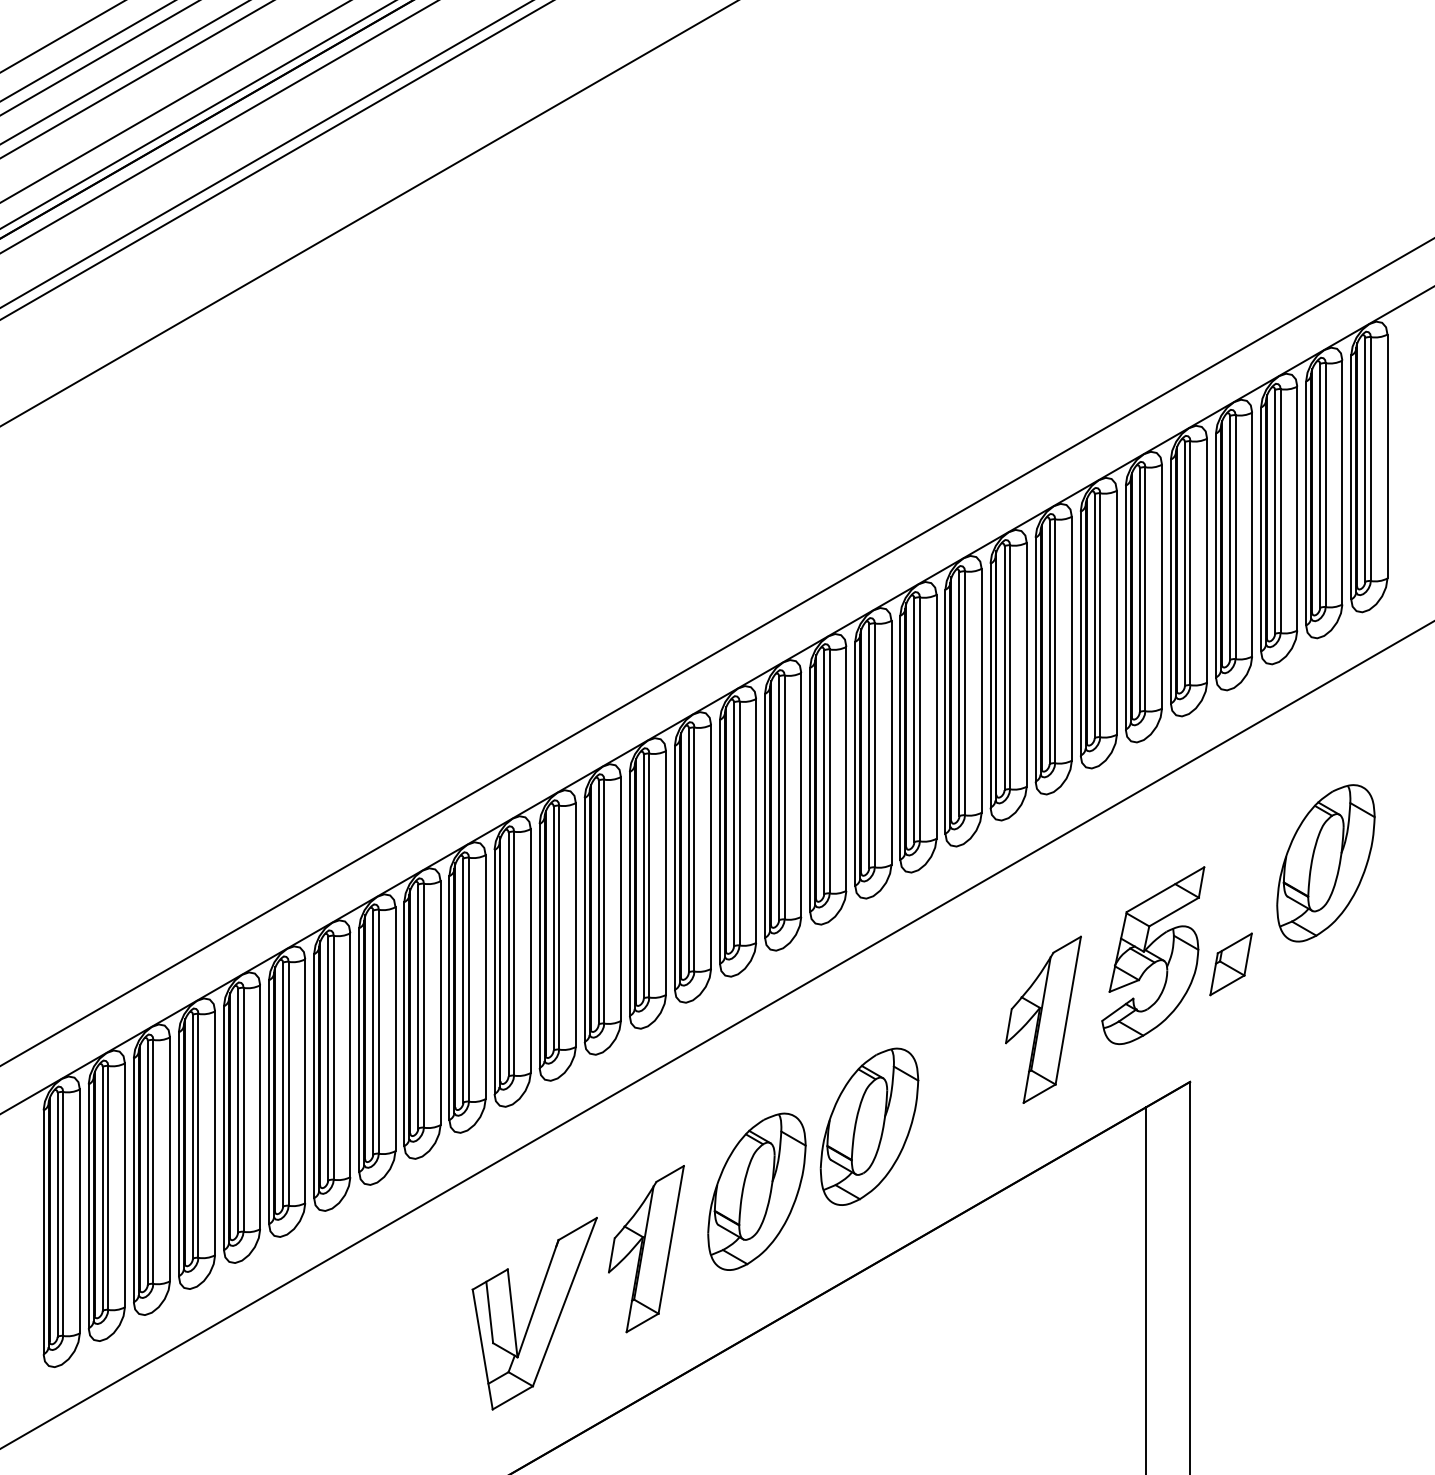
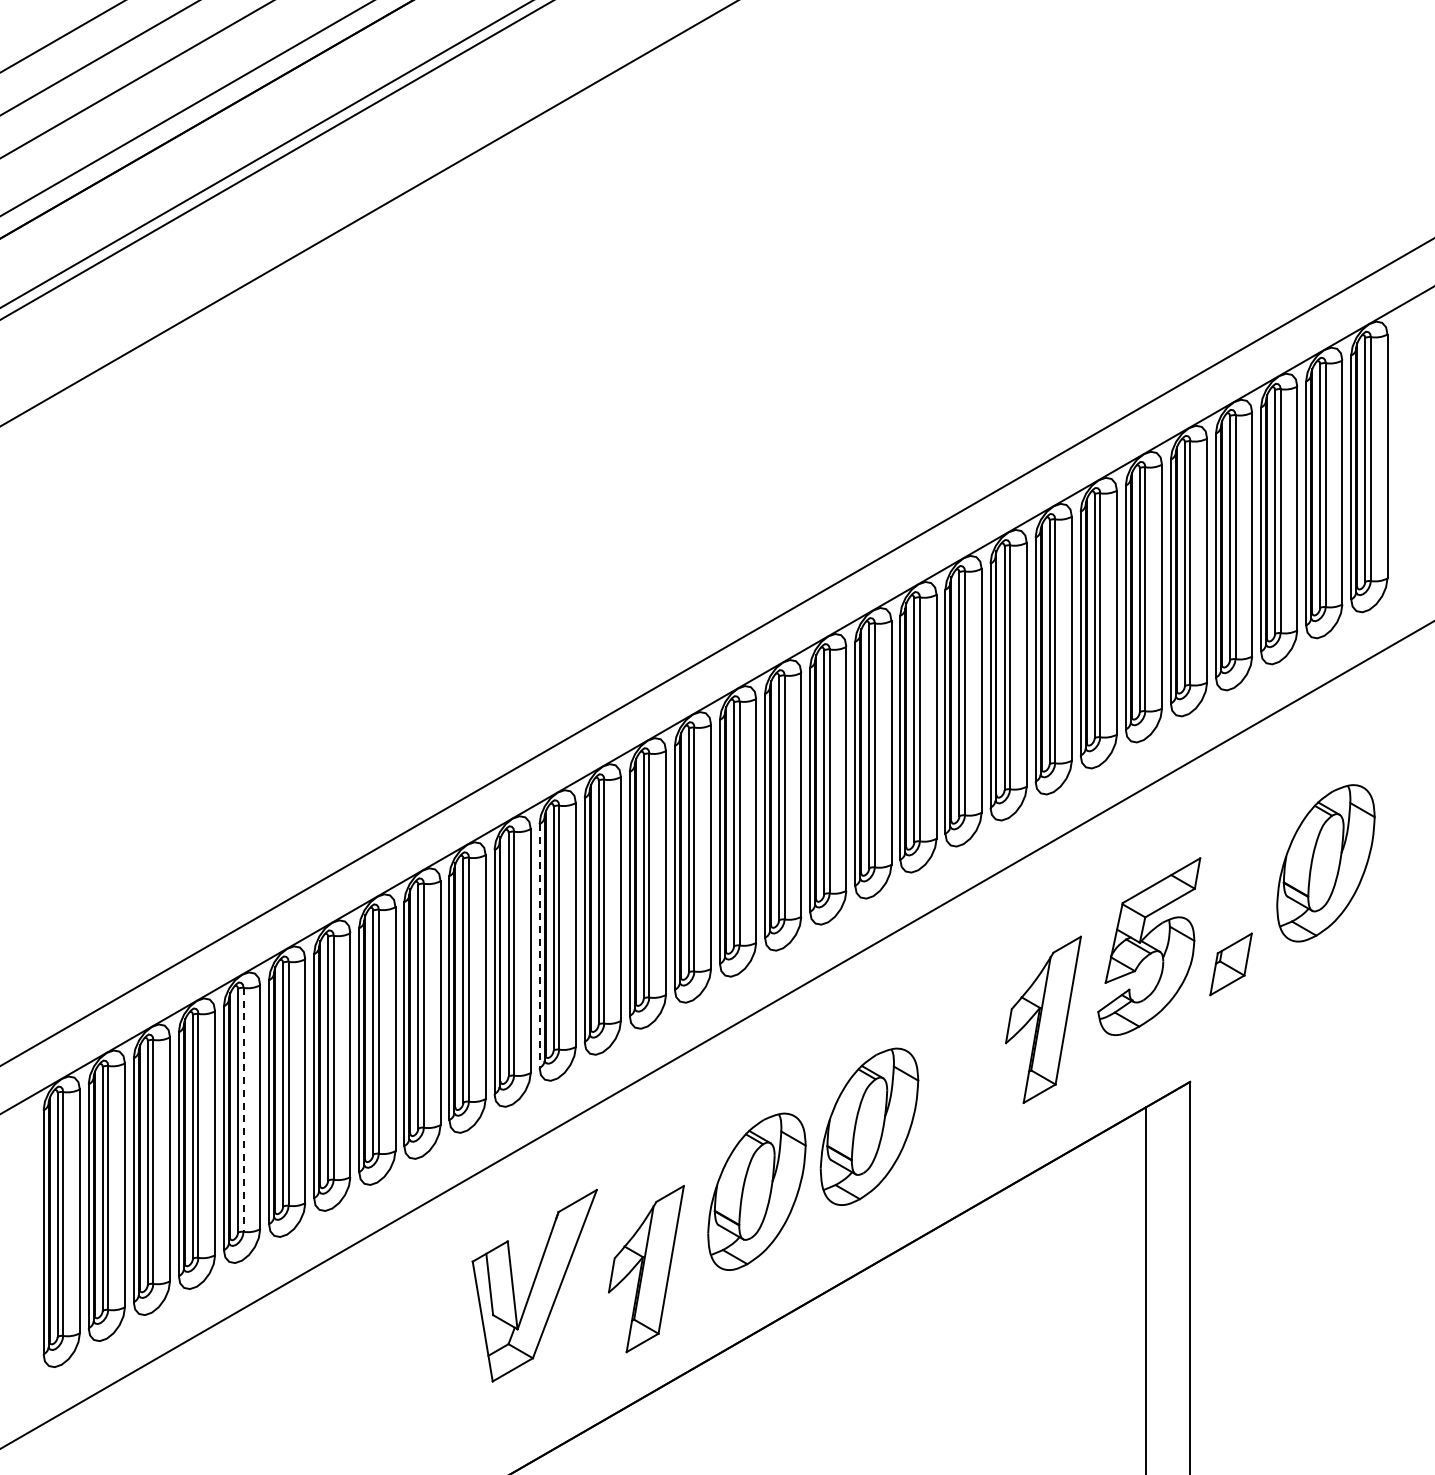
line: present -> none (87, 51)
line: present -> none (124, 72)
line position: (174, 101) -> (186, 108) (186, 108)
line: present -> none (197, 114)
line: present -> none (218, 127)
line: solid -> dashed (539, 946)
part position: (1153, 955) -> (1149, 946) (1149, 946)
line: solid -> dashed (243, 1109)
part position: (646, 1249) -> (646, 1269) (646, 1269)
part position: (534, 1313) -> (534, 1285) (534, 1285)
